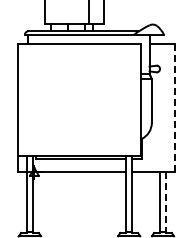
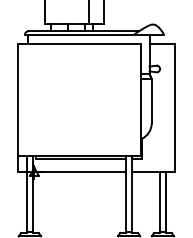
line: dashed -> solid (175, 107)
line: dashed -> solid (166, 202)
